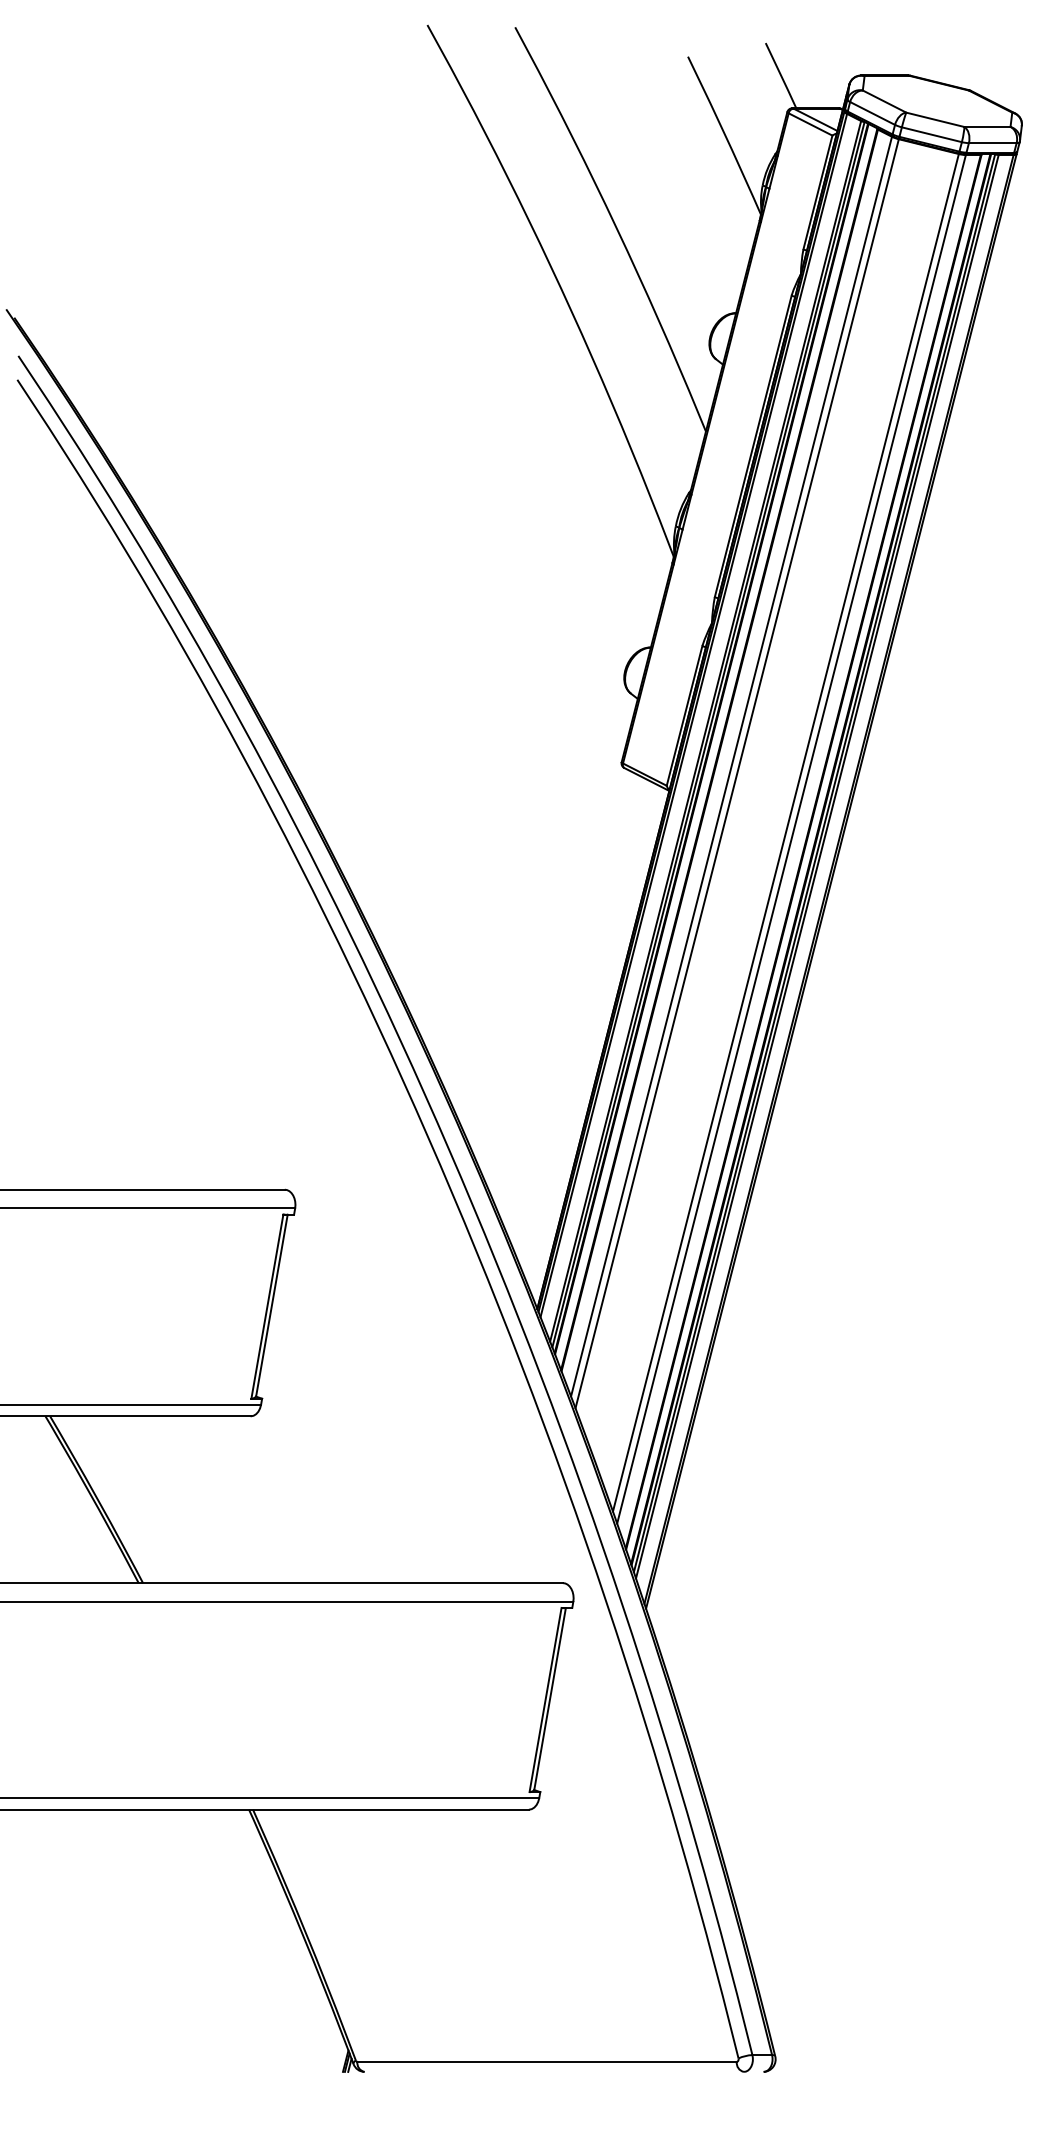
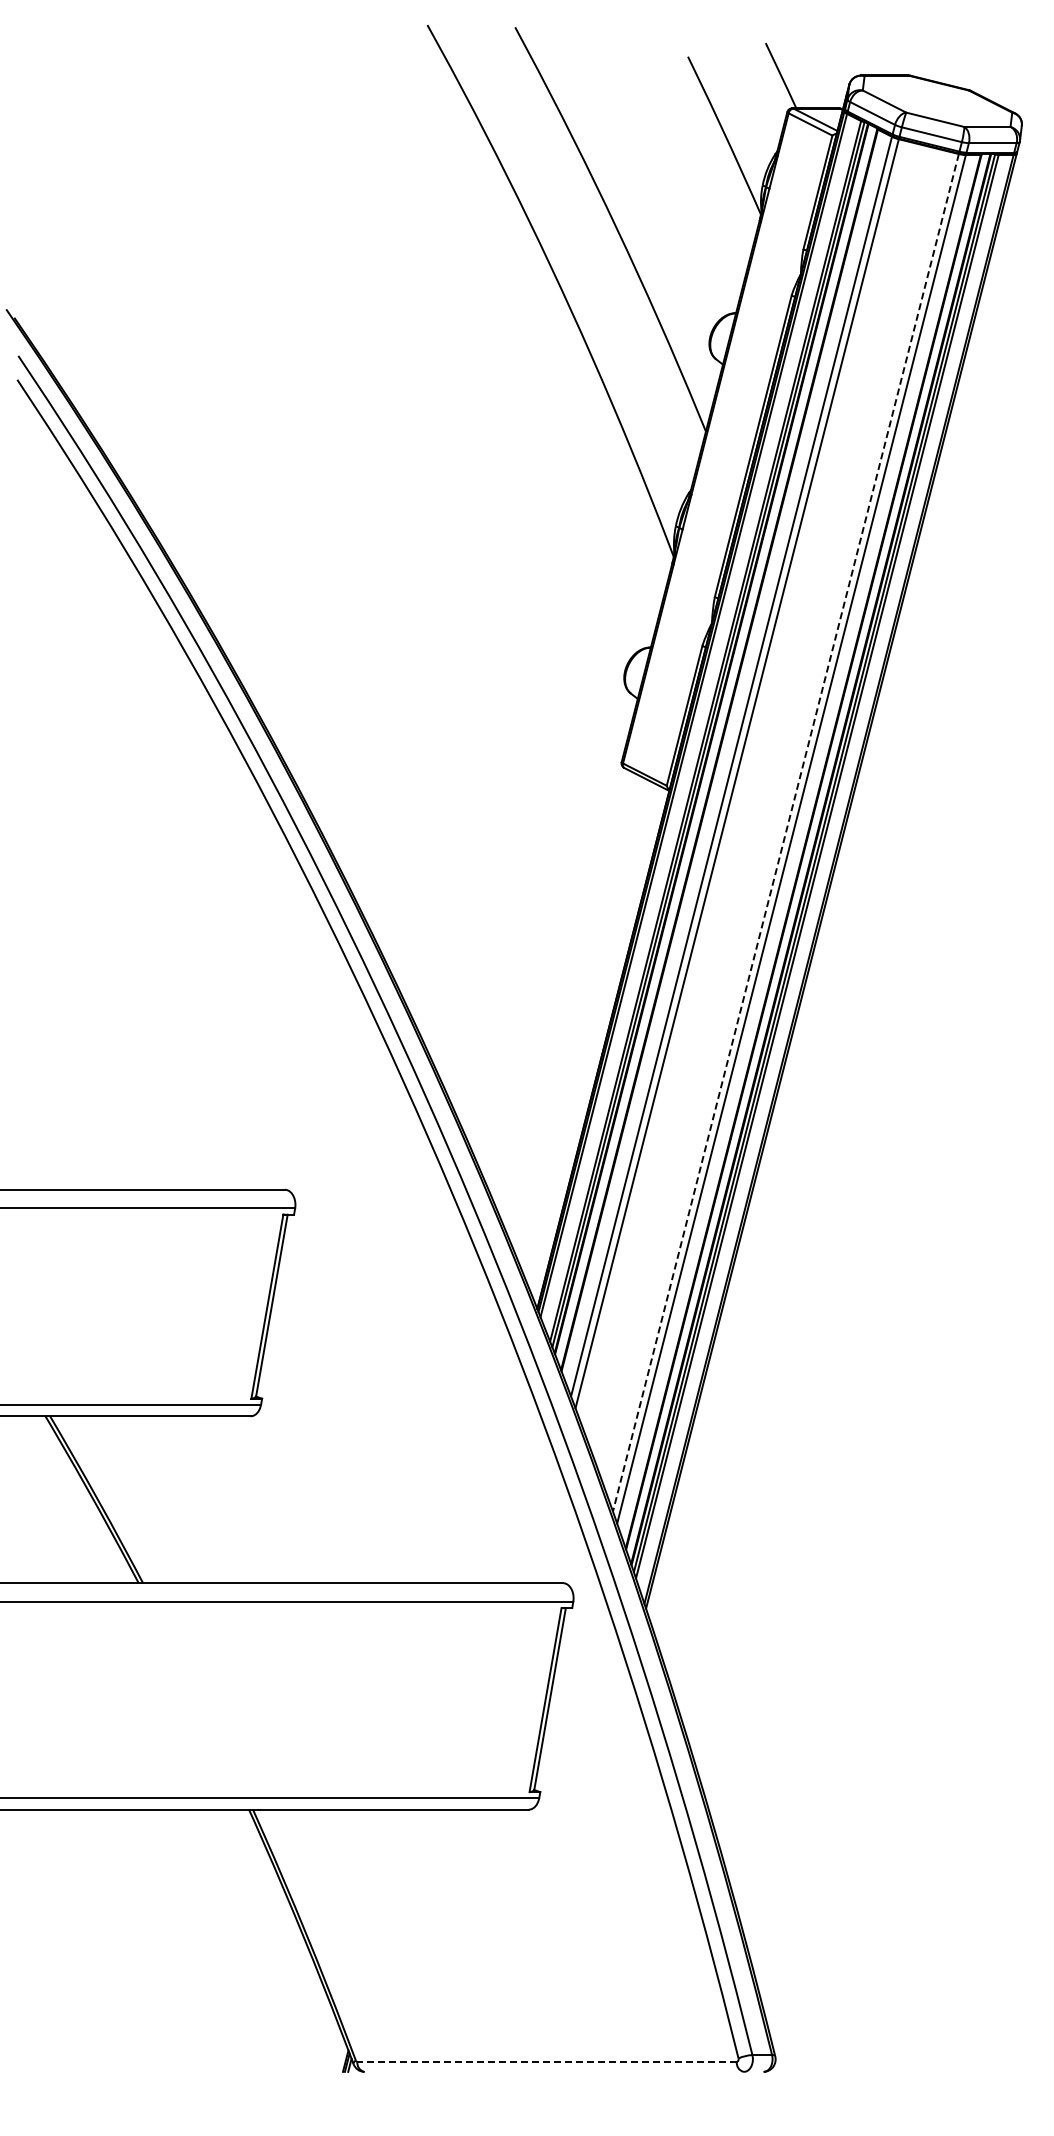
line: solid -> dashed (785, 833)
line: solid -> dashed (547, 2061)
